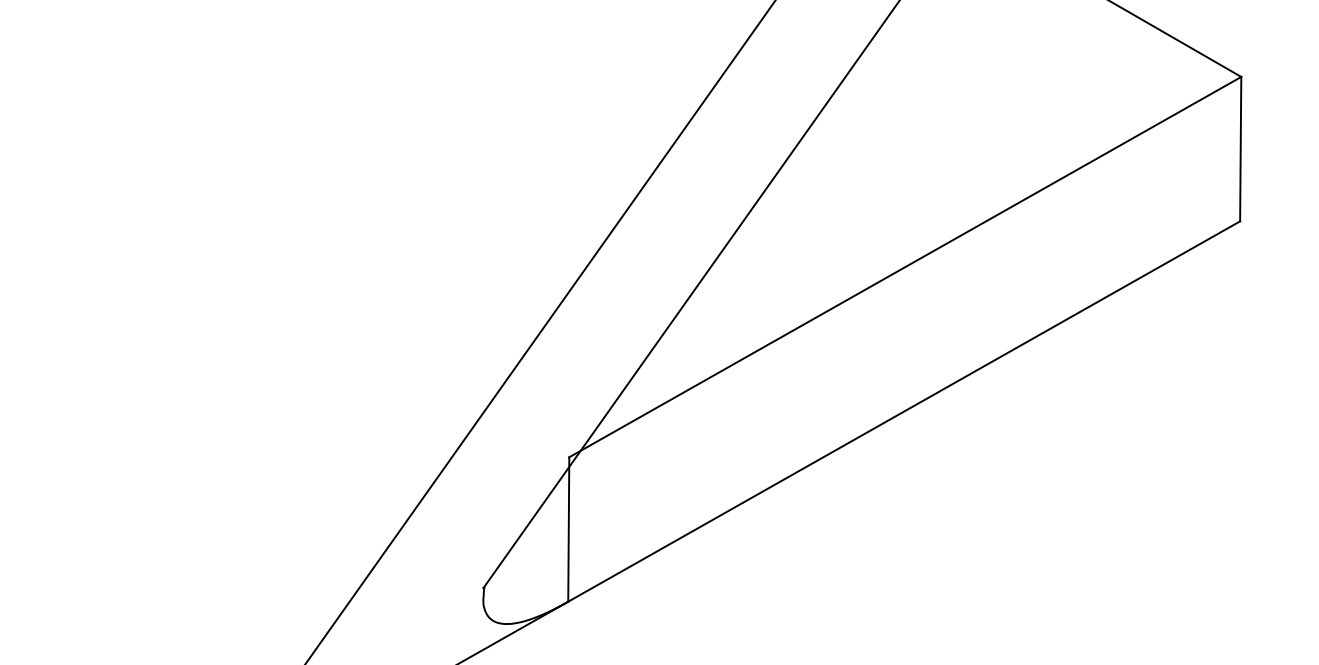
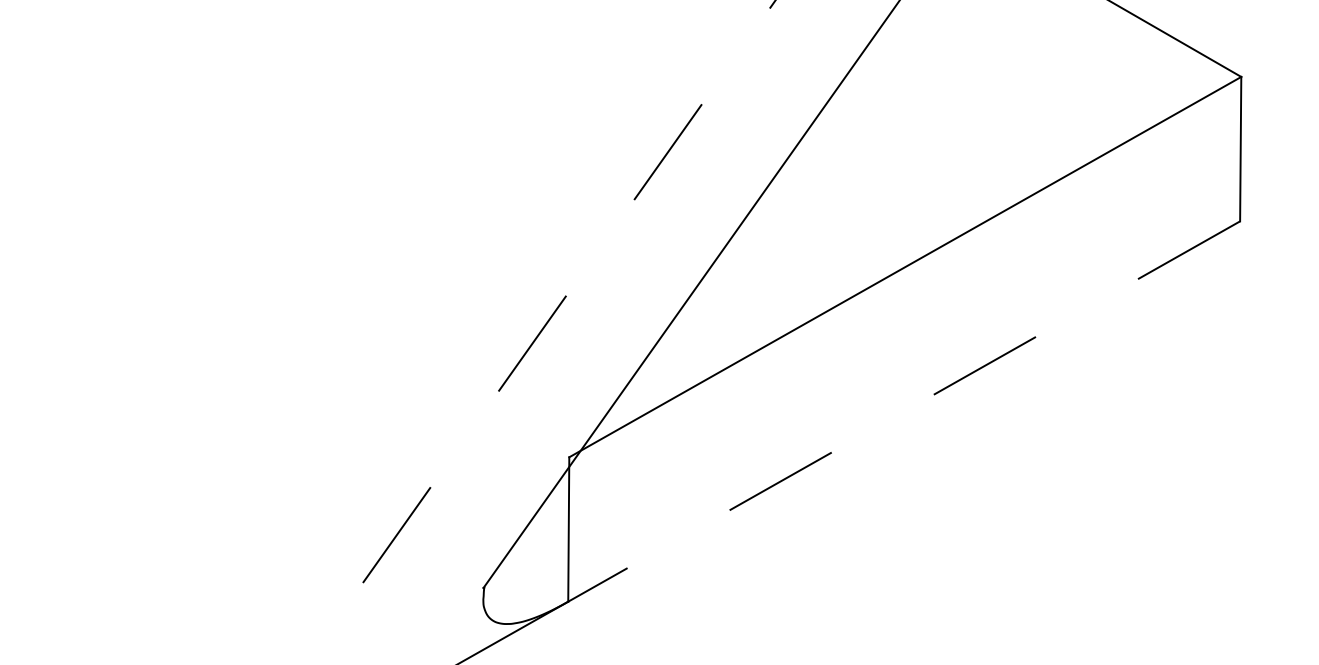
line: solid -> dashed (540, 332)
line: solid -> dashed (903, 411)
